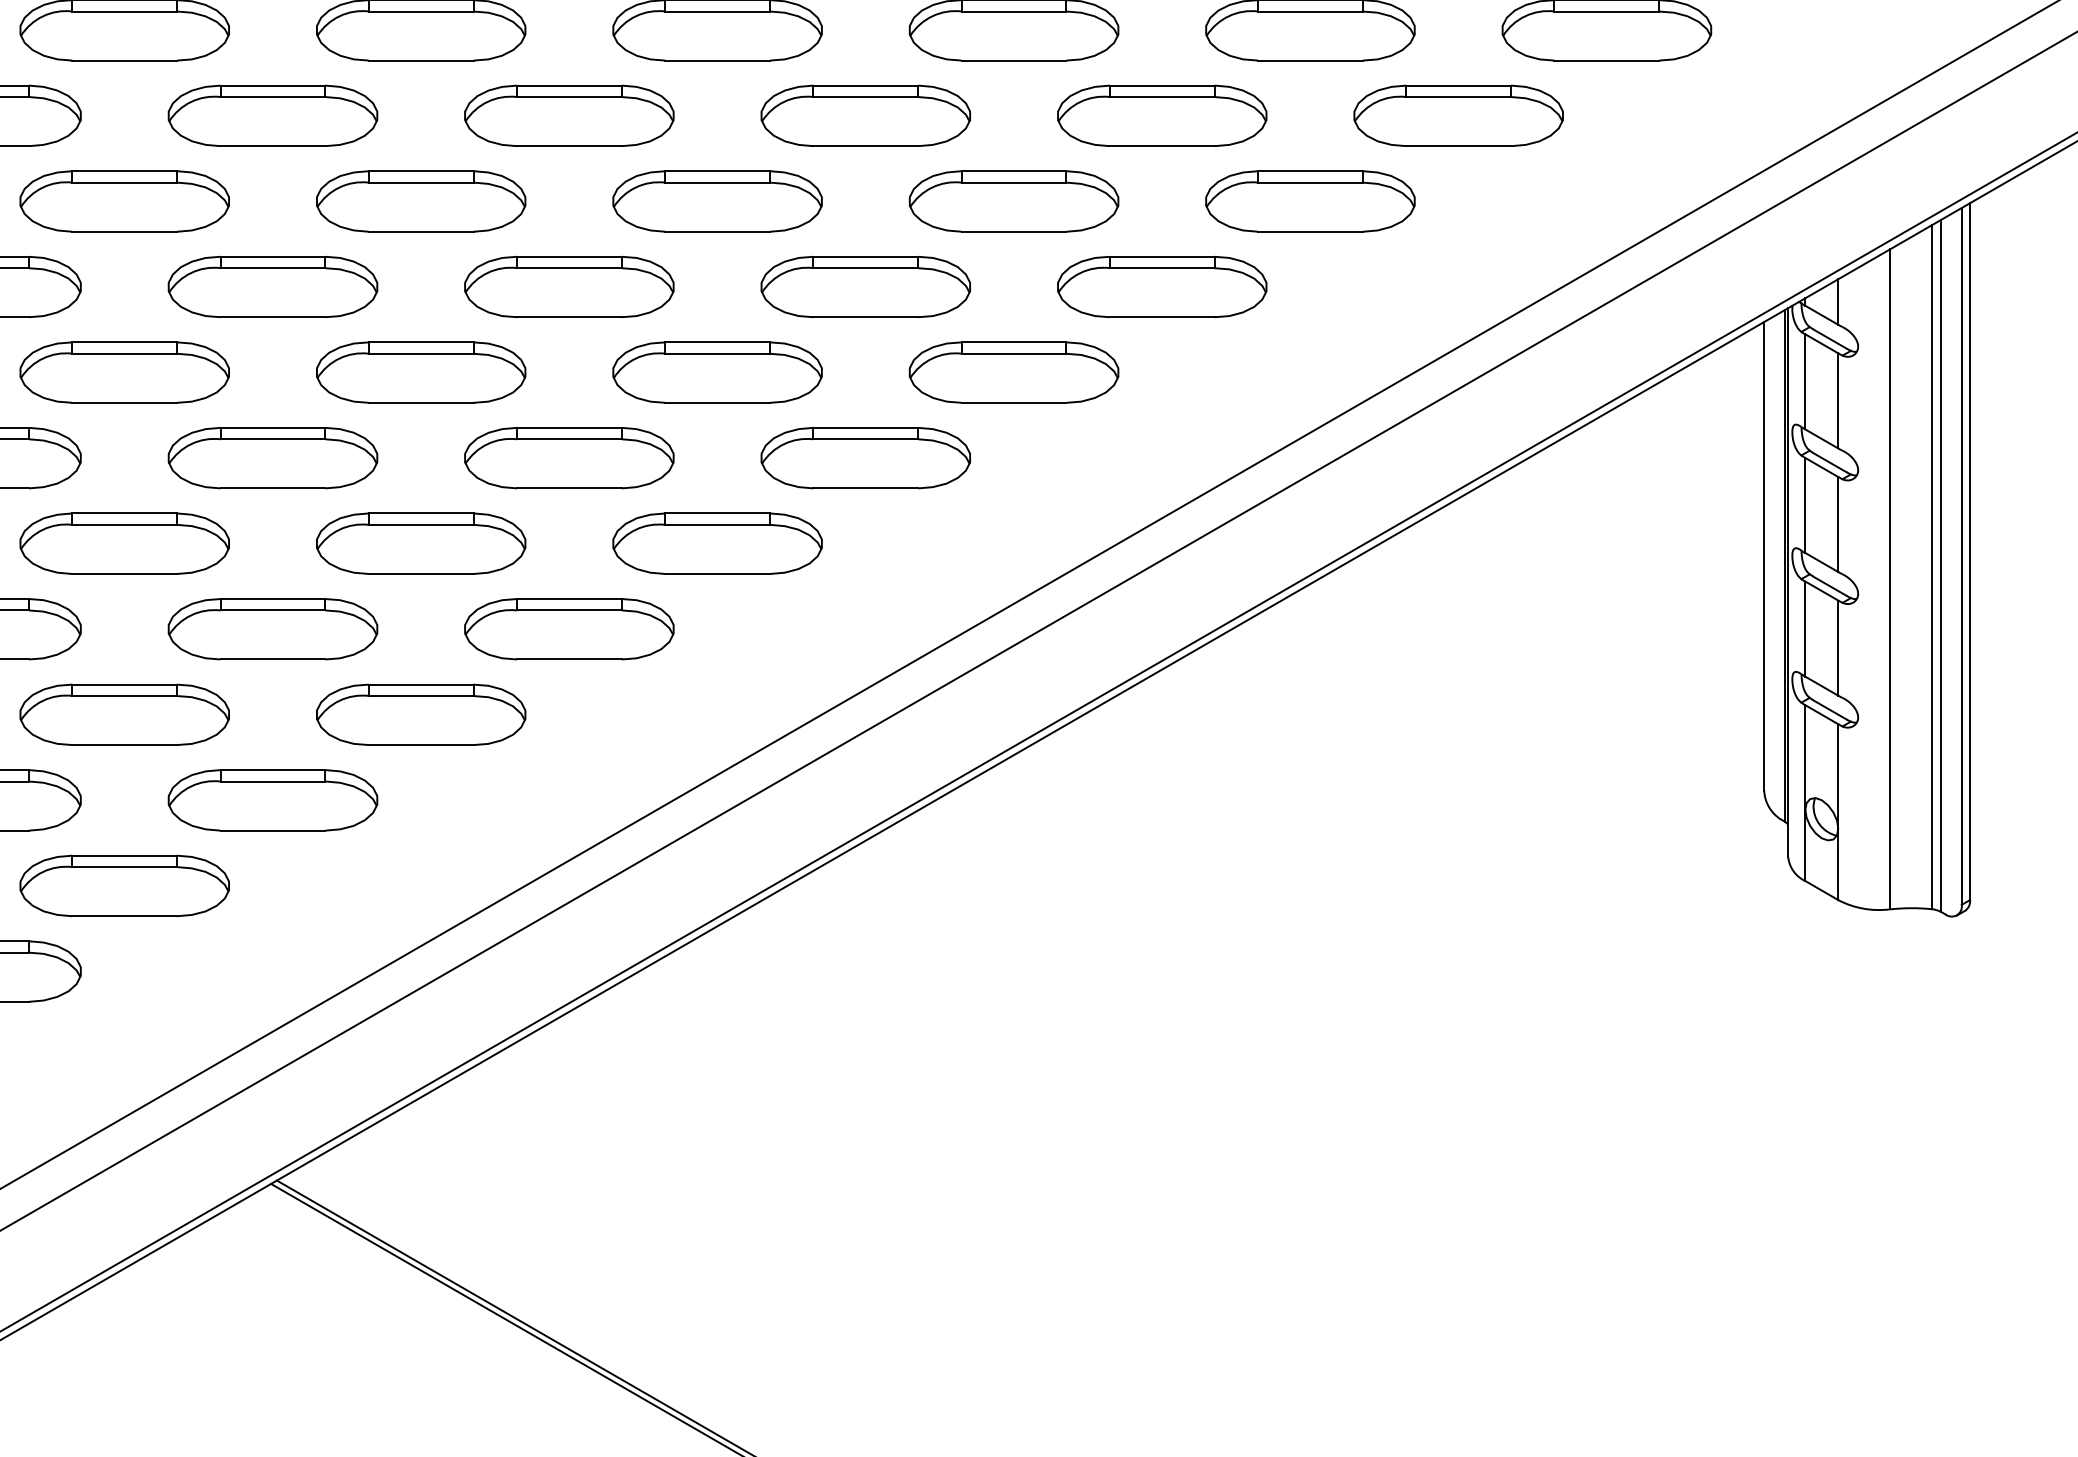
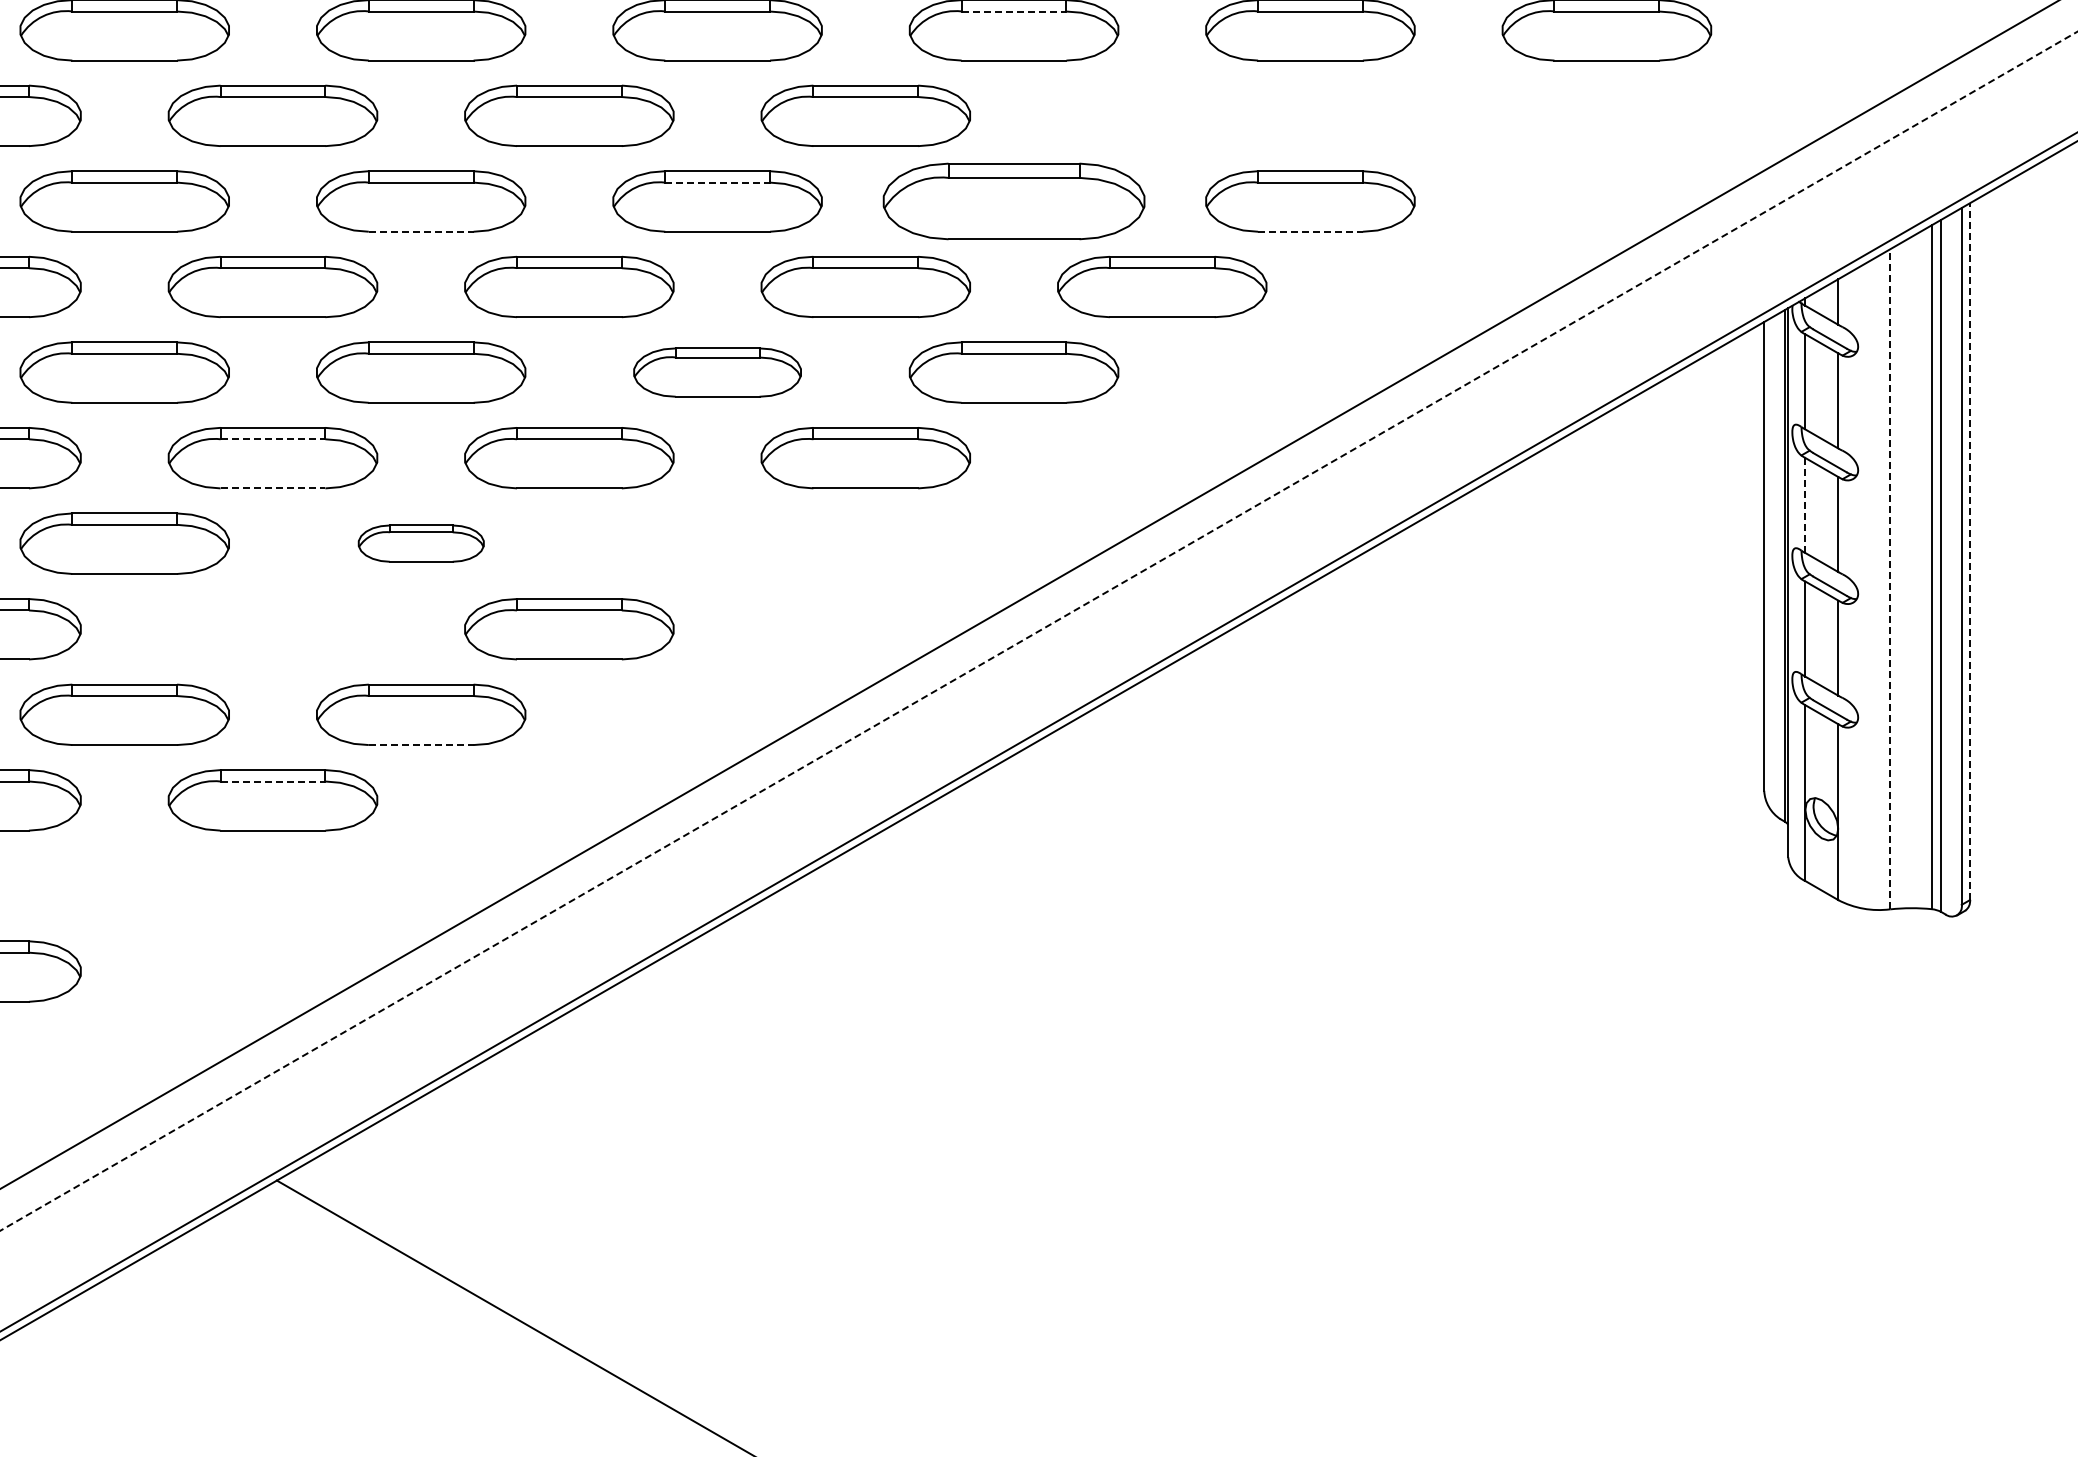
line: solid -> dashed (1014, 11)
part: present -> none (1162, 115)
part: present -> none (1458, 115)
line: solid -> dashed (718, 182)
part size: 212x63 px -> 264x79 px (1013, 201)
line: solid -> dashed (421, 231)
line: solid -> dashed (1311, 231)
part size: 211x63 px -> 169x51 px (717, 372)
line: solid -> dashed (273, 439)
line: solid -> dashed (273, 488)
line: solid -> dashed (1805, 505)
part size: 211x63 px -> 128x39 px (420, 543)
part: present -> none (717, 543)
line: solid -> dashed (1970, 551)
line: solid -> dashed (1890, 578)
part: present -> none (272, 629)
line: solid -> dashed (1038, 631)
line: solid -> dashed (421, 745)
line: solid -> dashed (273, 781)
part: present -> none (124, 885)
line: present -> none (504, 1318)
